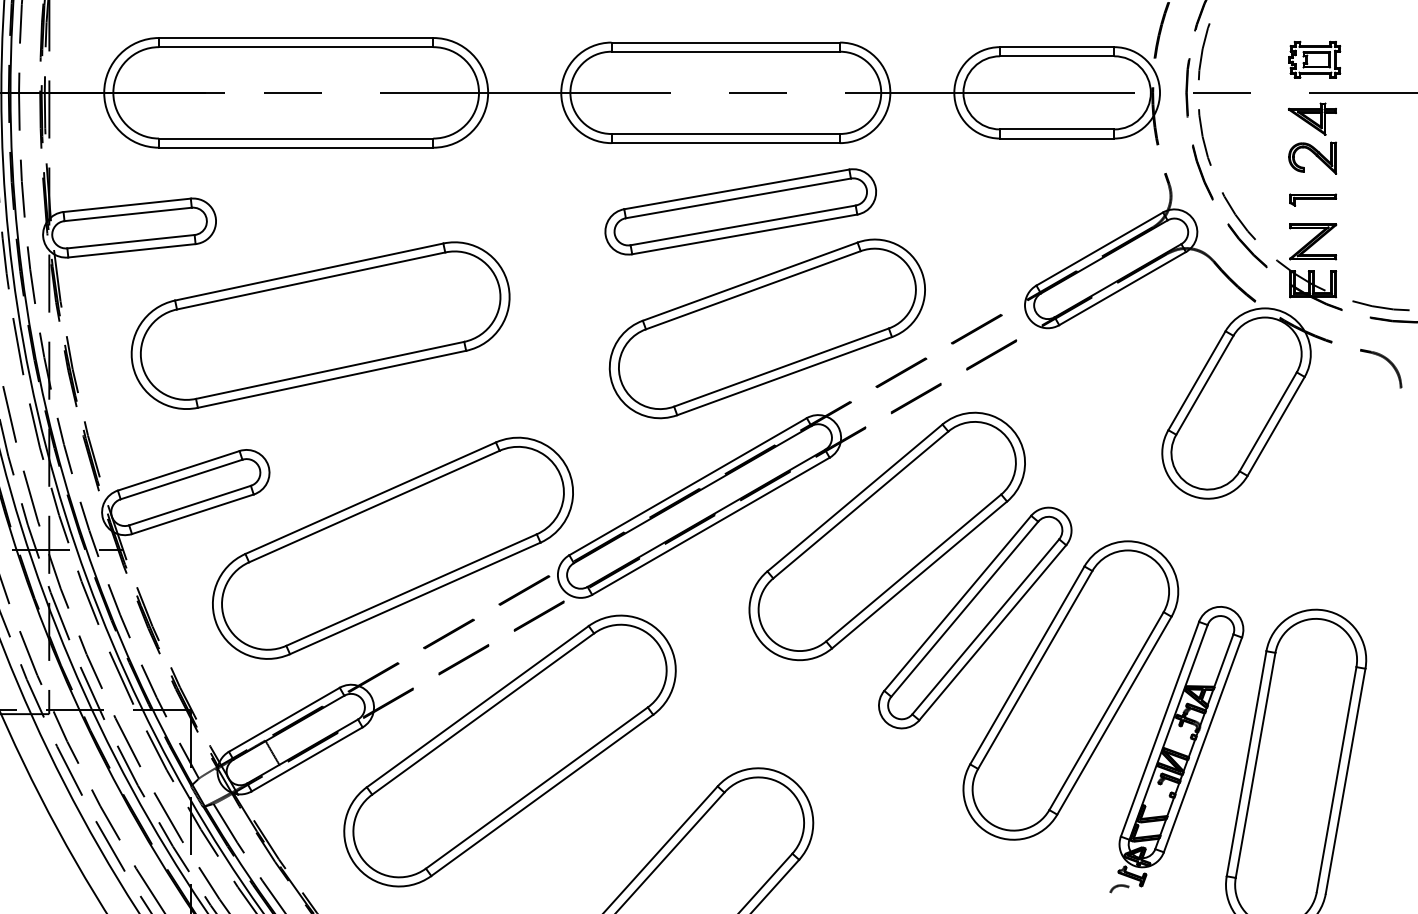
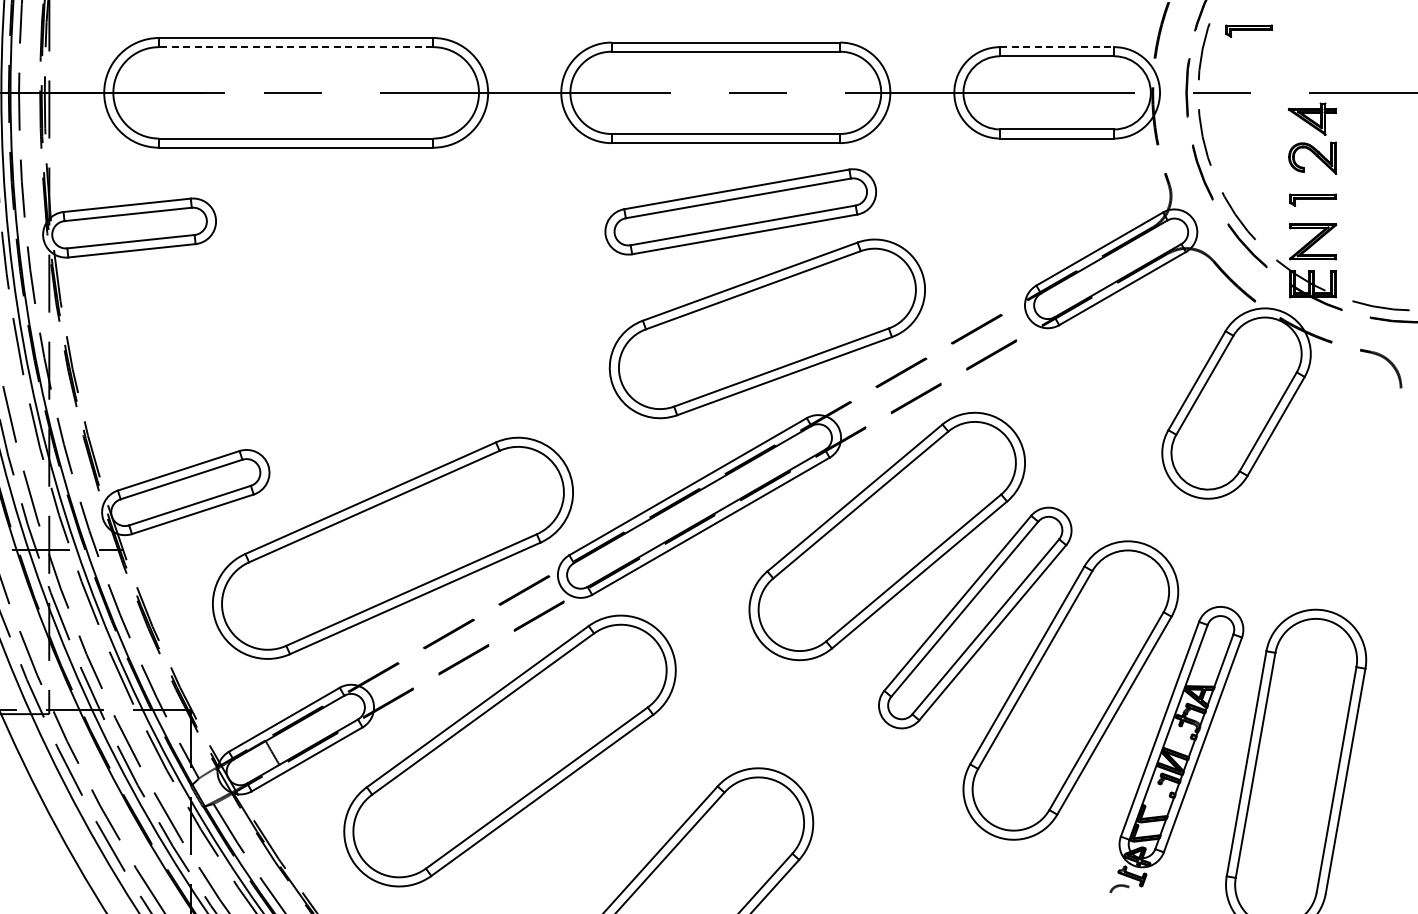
part: none -> present (1248, 30)
line: solid -> dashed (295, 47)
line: solid -> dashed (1057, 47)
part: present -> none (1314, 59)
part: present -> none (320, 325)
